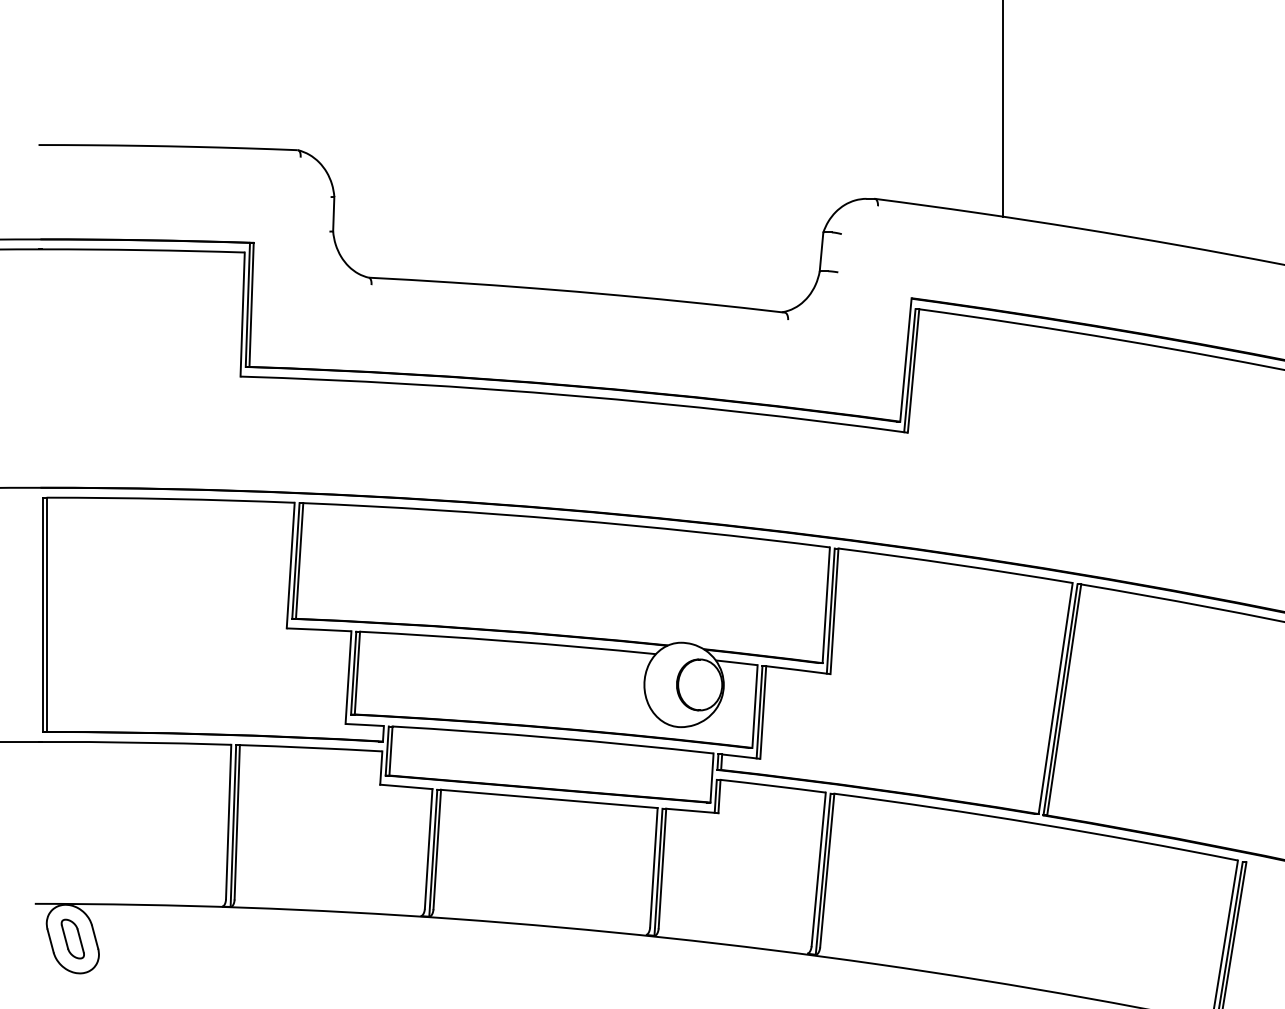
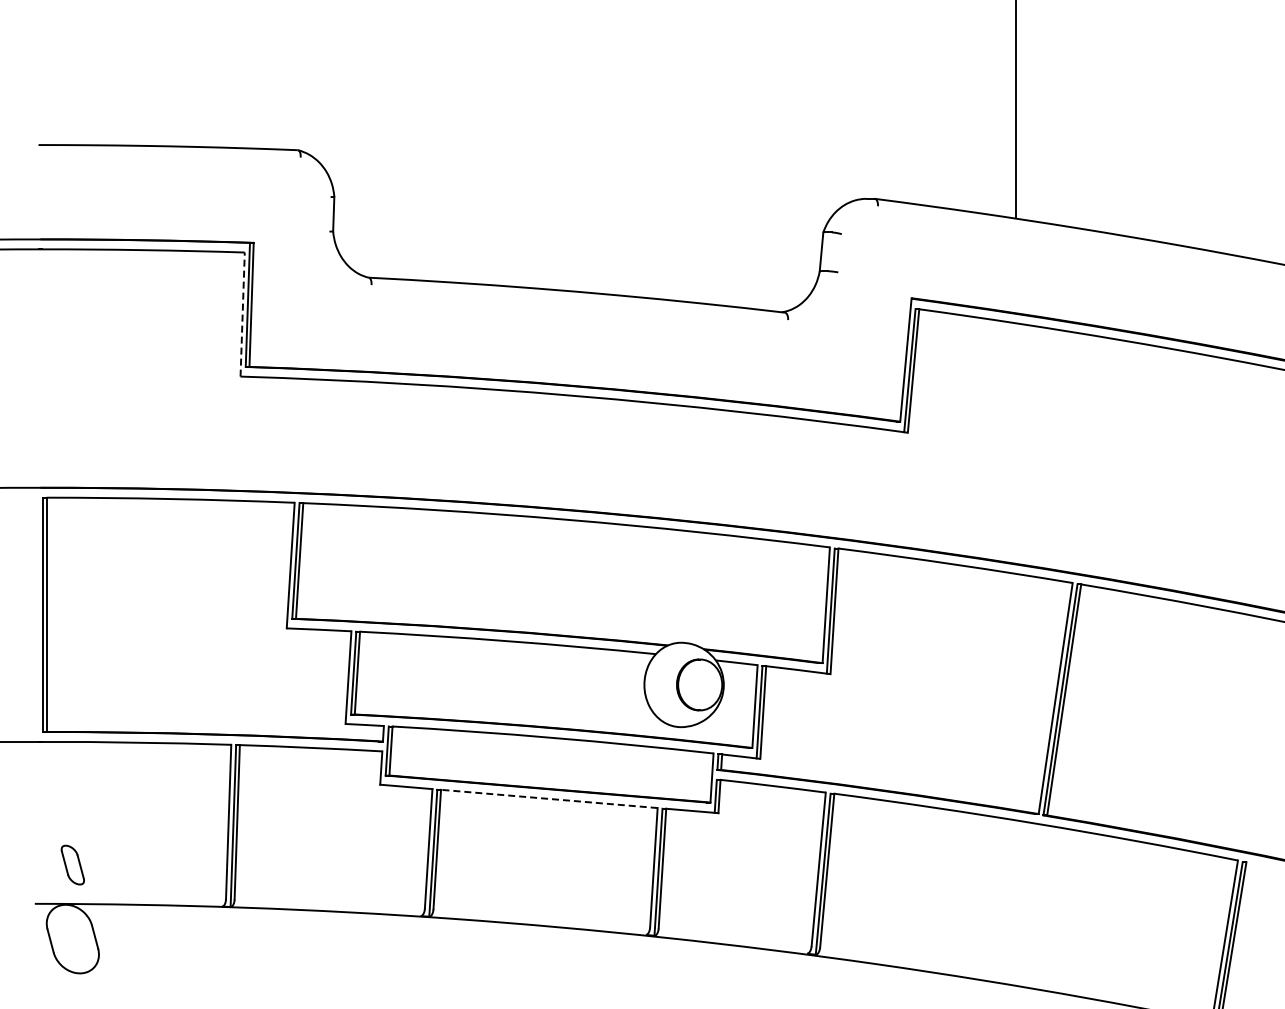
line position: (1002, 109) -> (1015, 109) (1015, 109)
line: solid -> dashed (242, 314)
line: solid -> dashed (549, 798)
part position: (72, 938) -> (72, 864) (72, 864)
